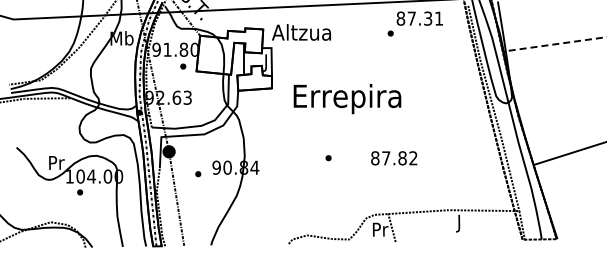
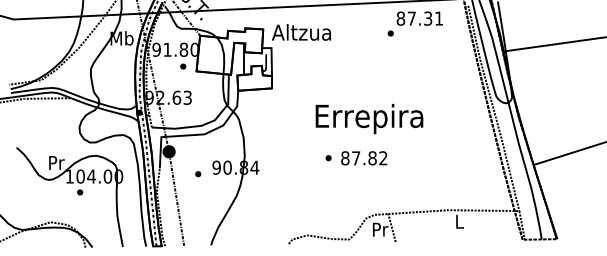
line: dashed -> solid (555, 44)
text position: (347, 99) -> (369, 119) (369, 119)
text position: (394, 158) -> (364, 158) (364, 158)
text: J -> L (459, 223)
